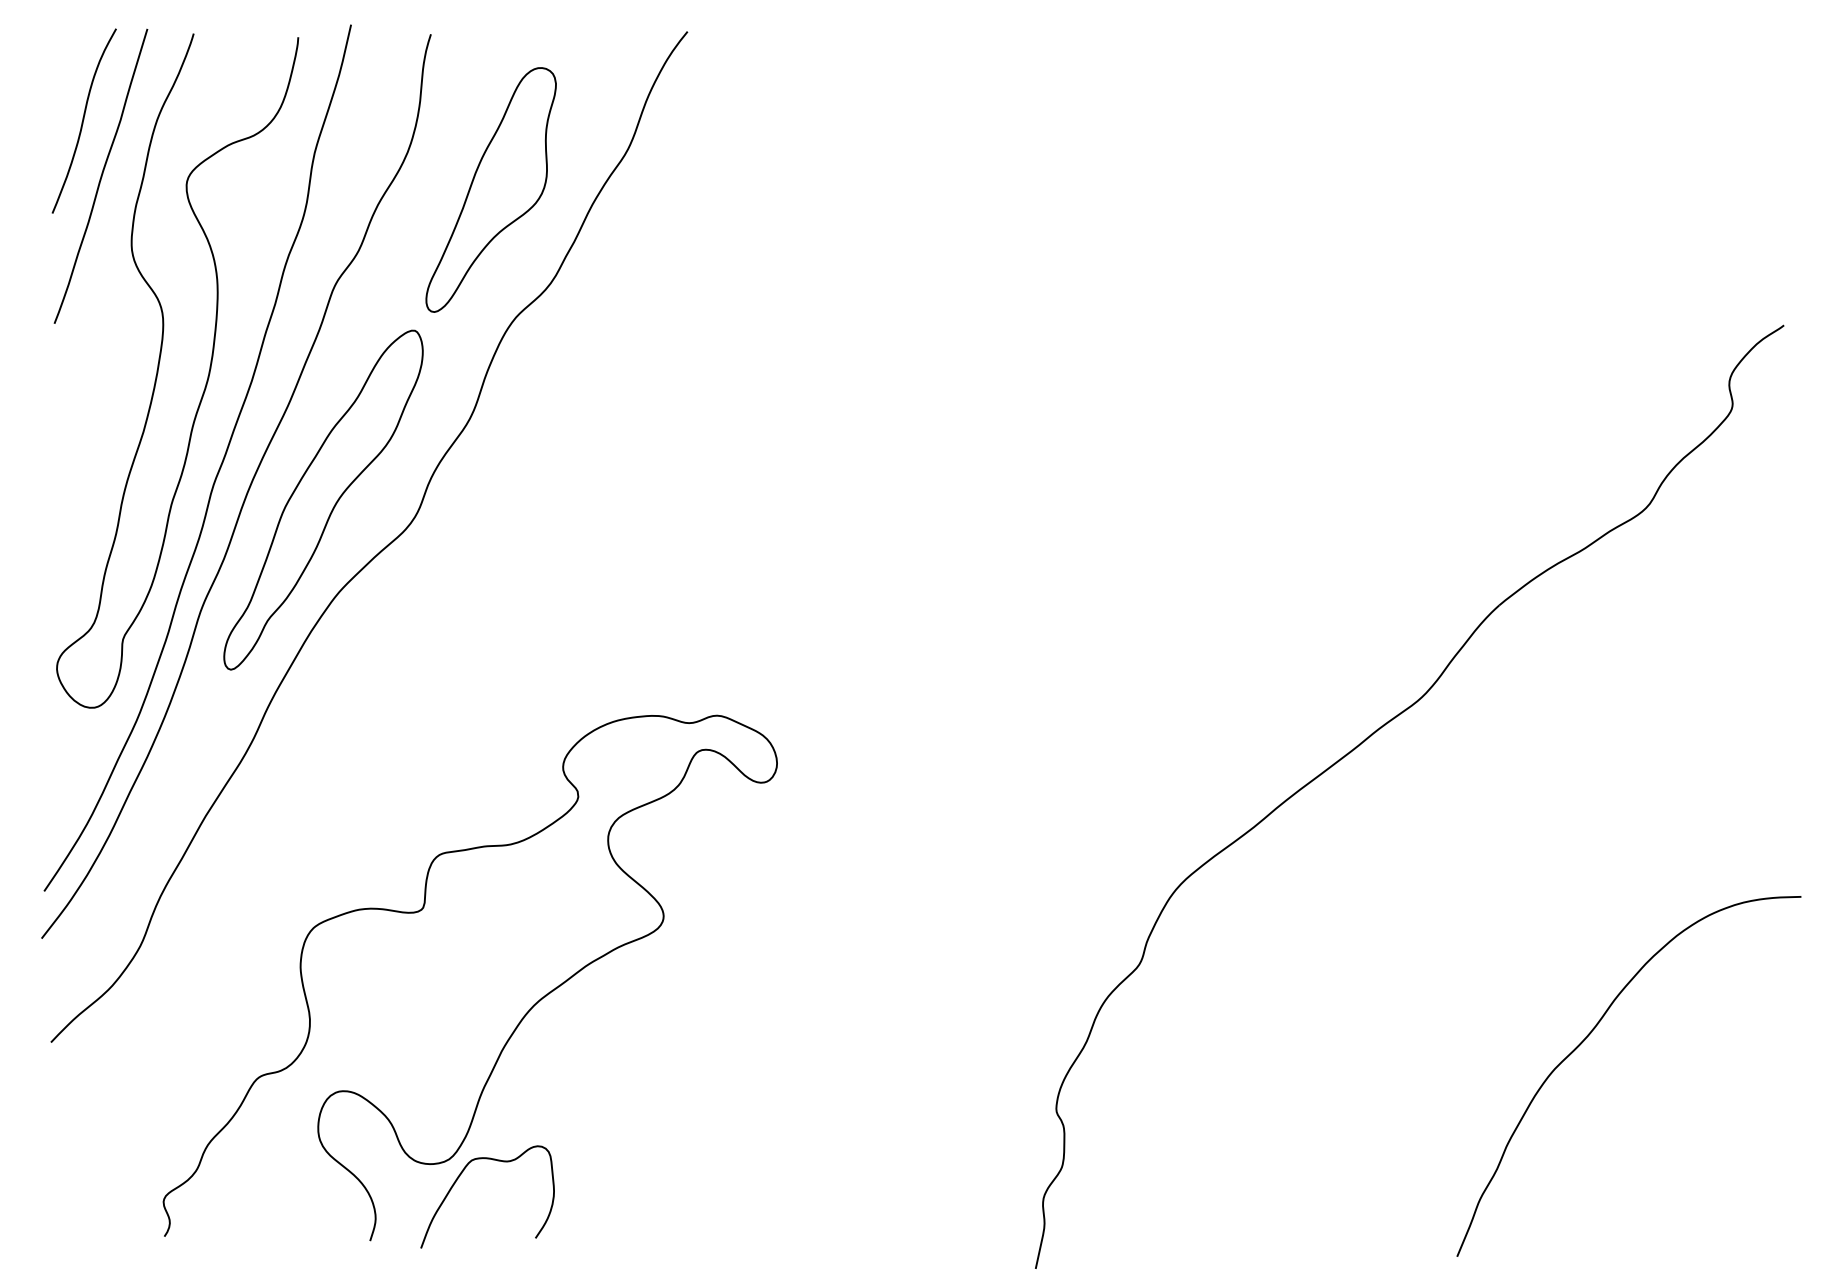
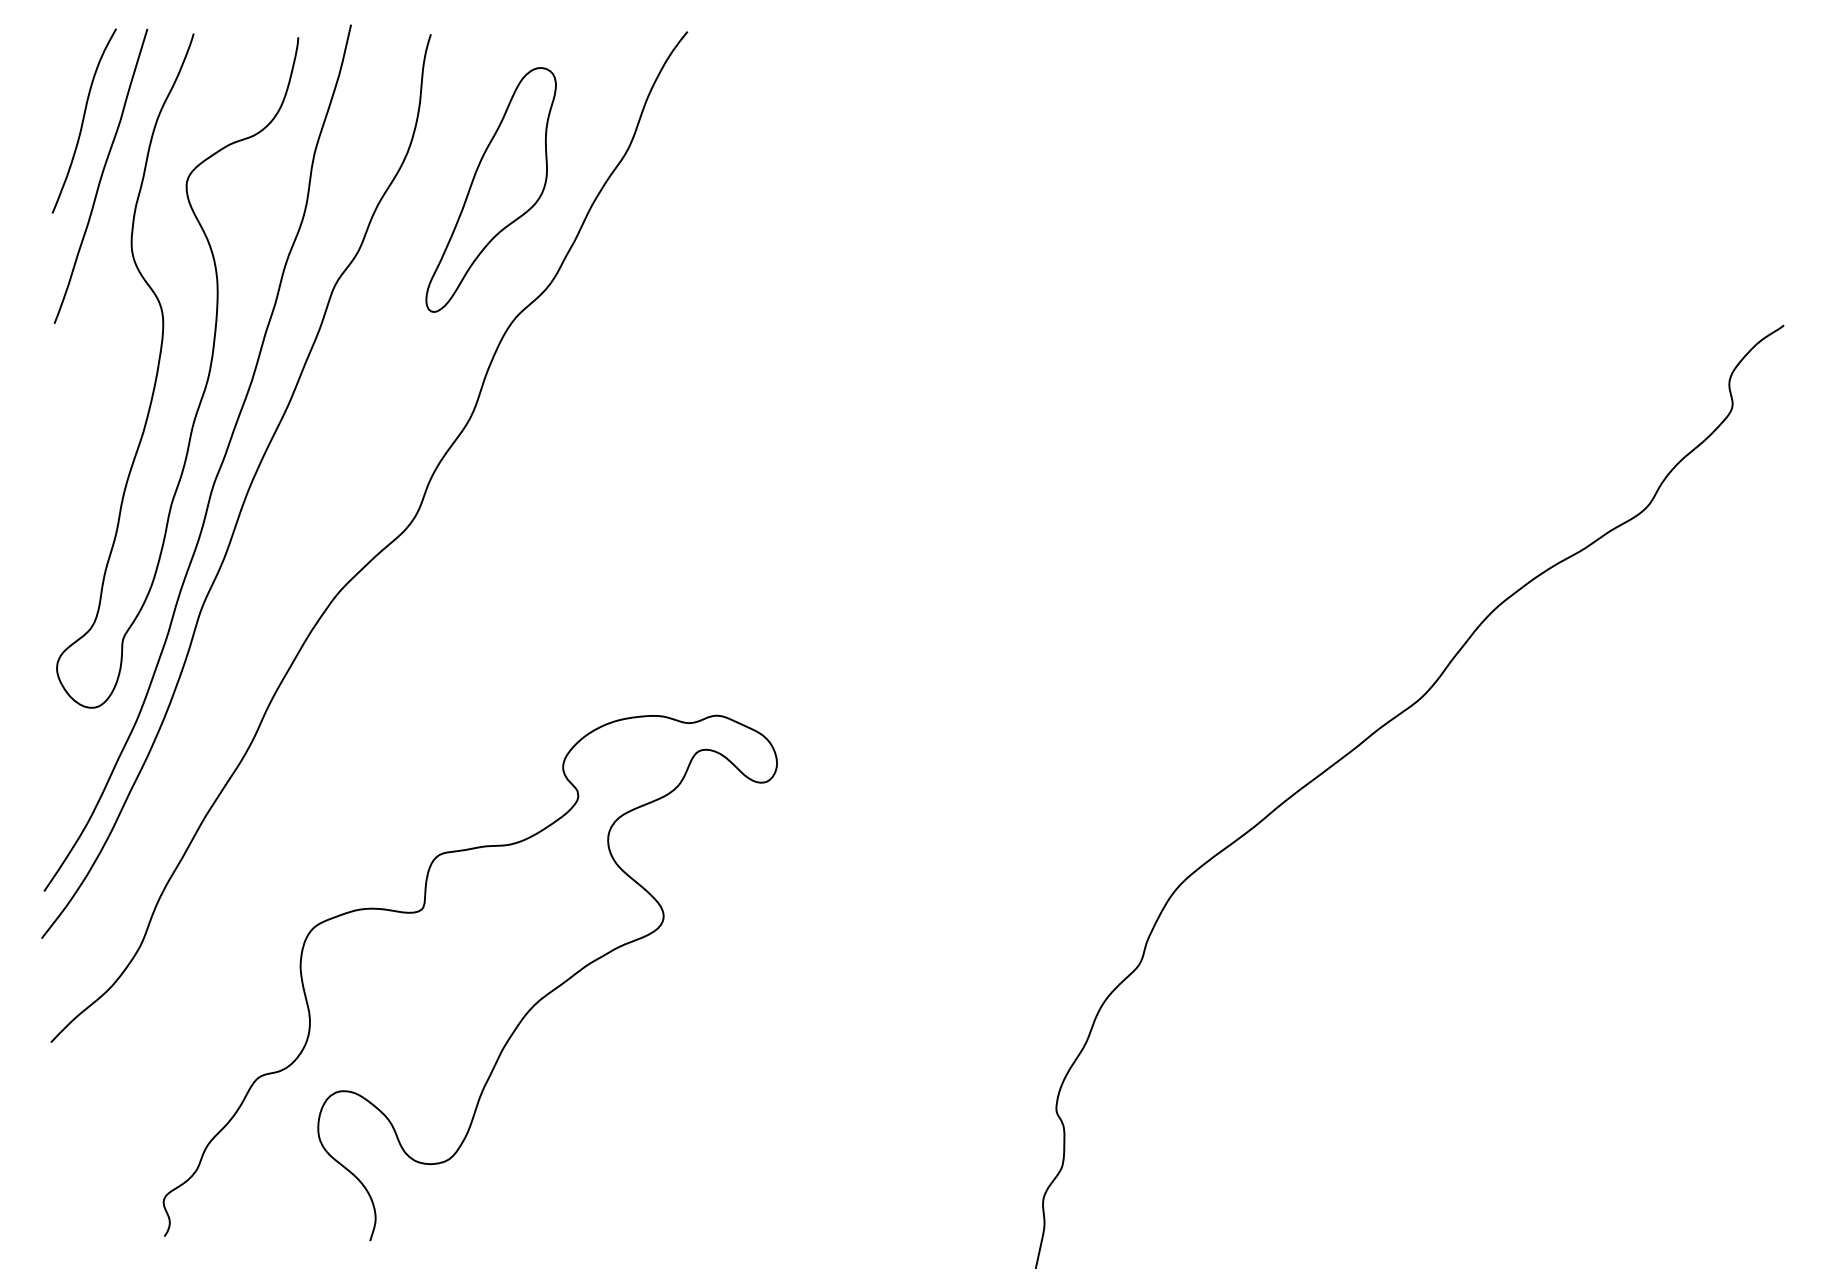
part: present -> none (323, 499)
curve: present -> none (1584, 1041)
curve: present -> none (460, 1176)
